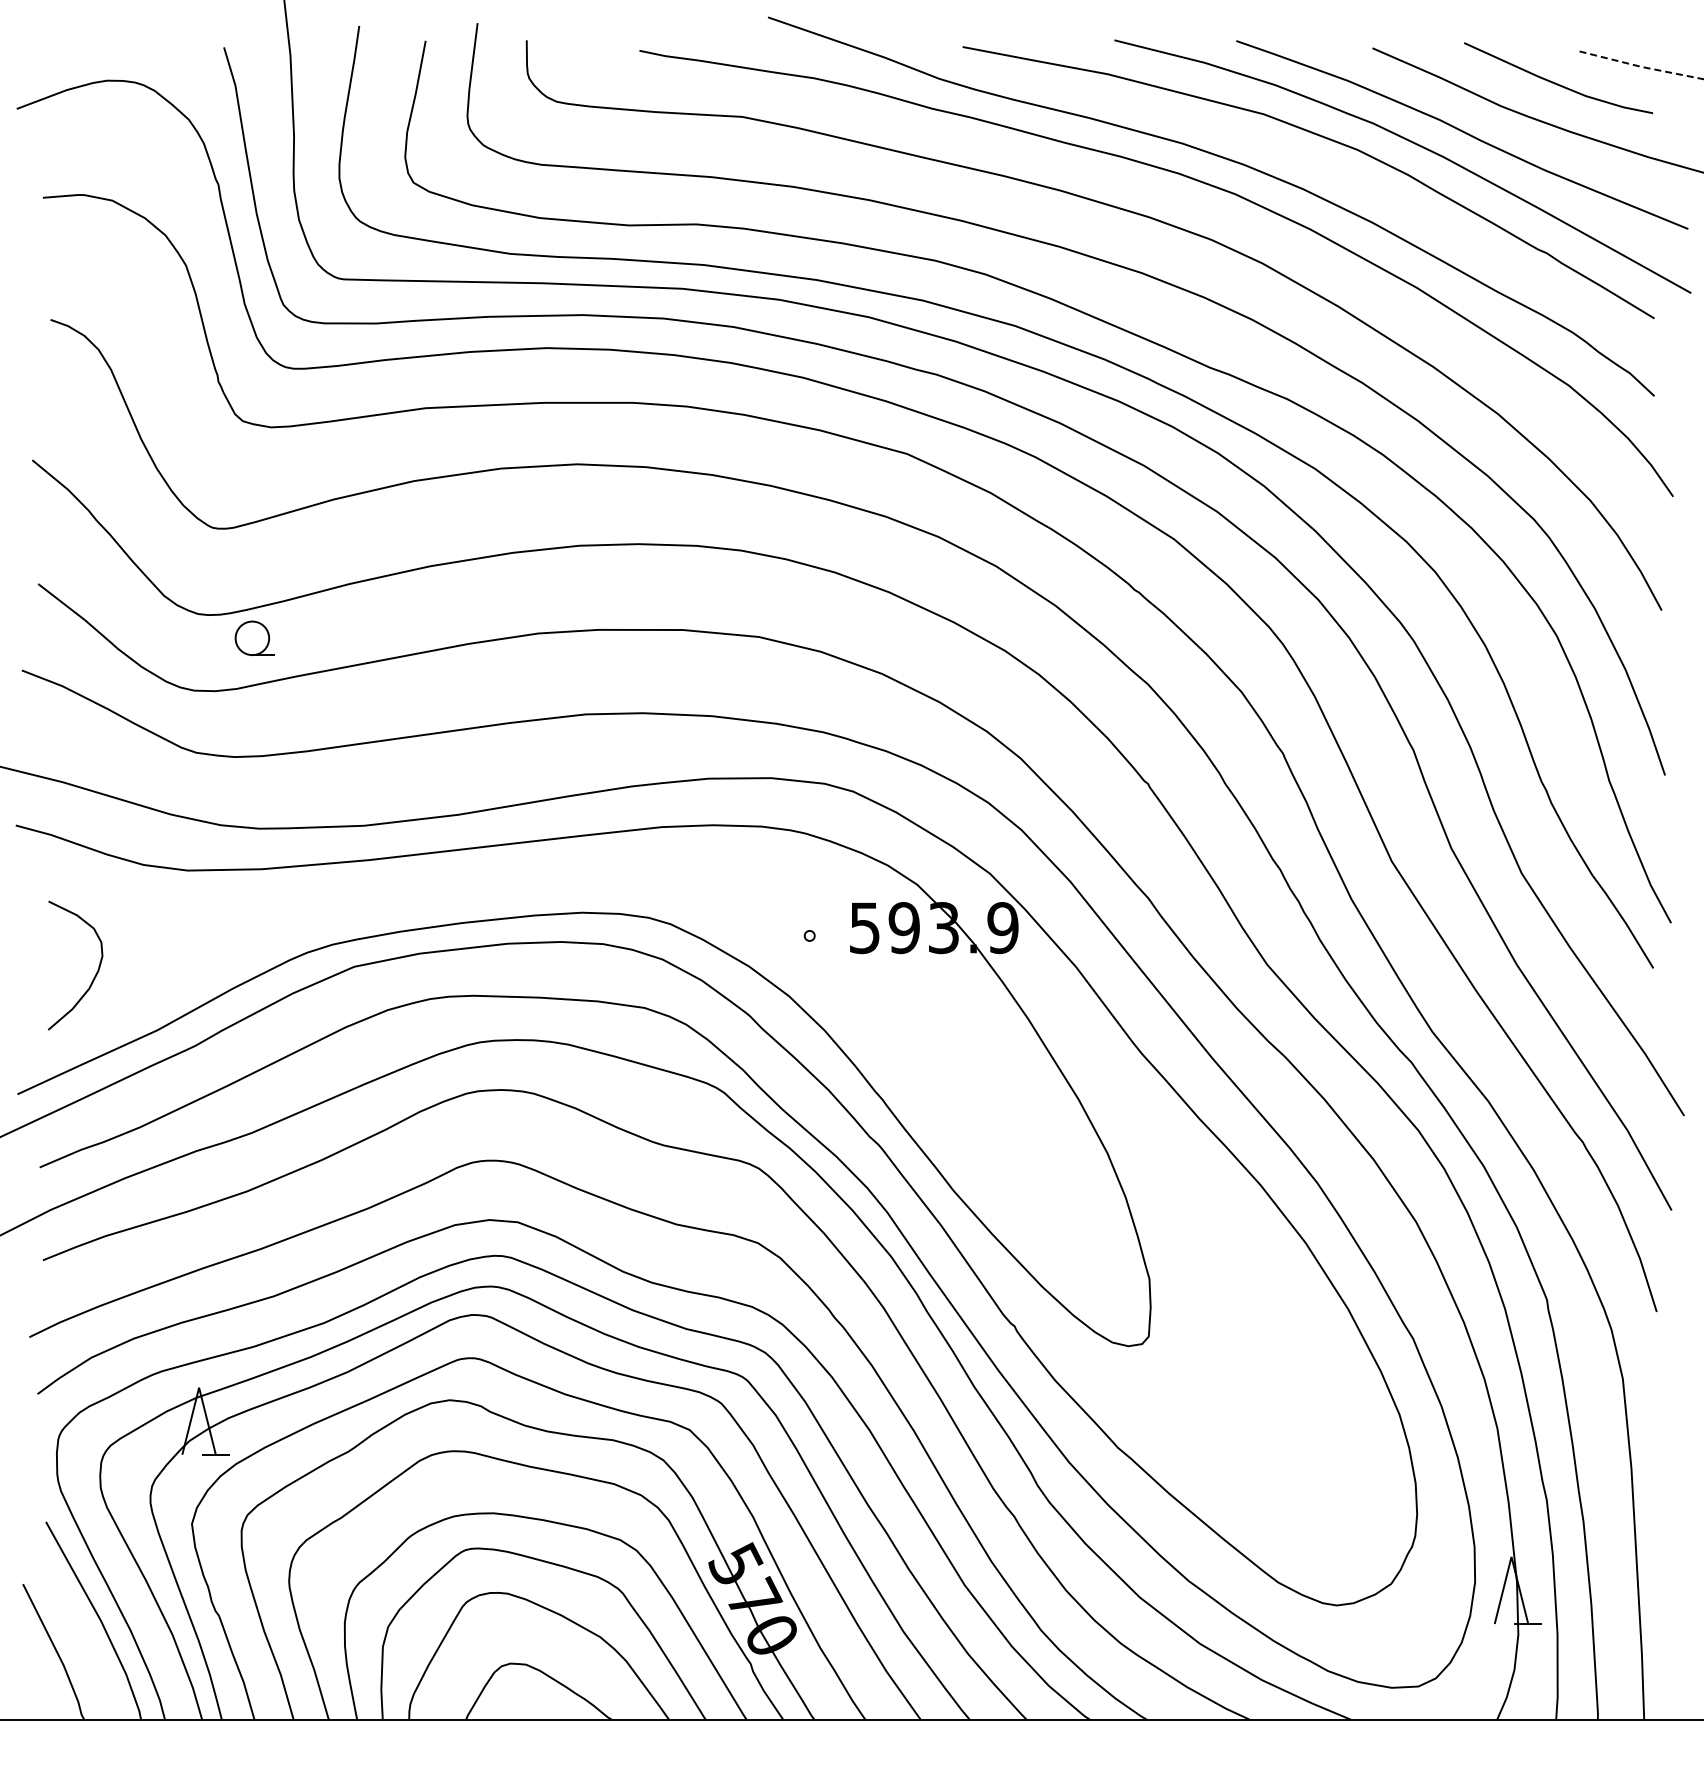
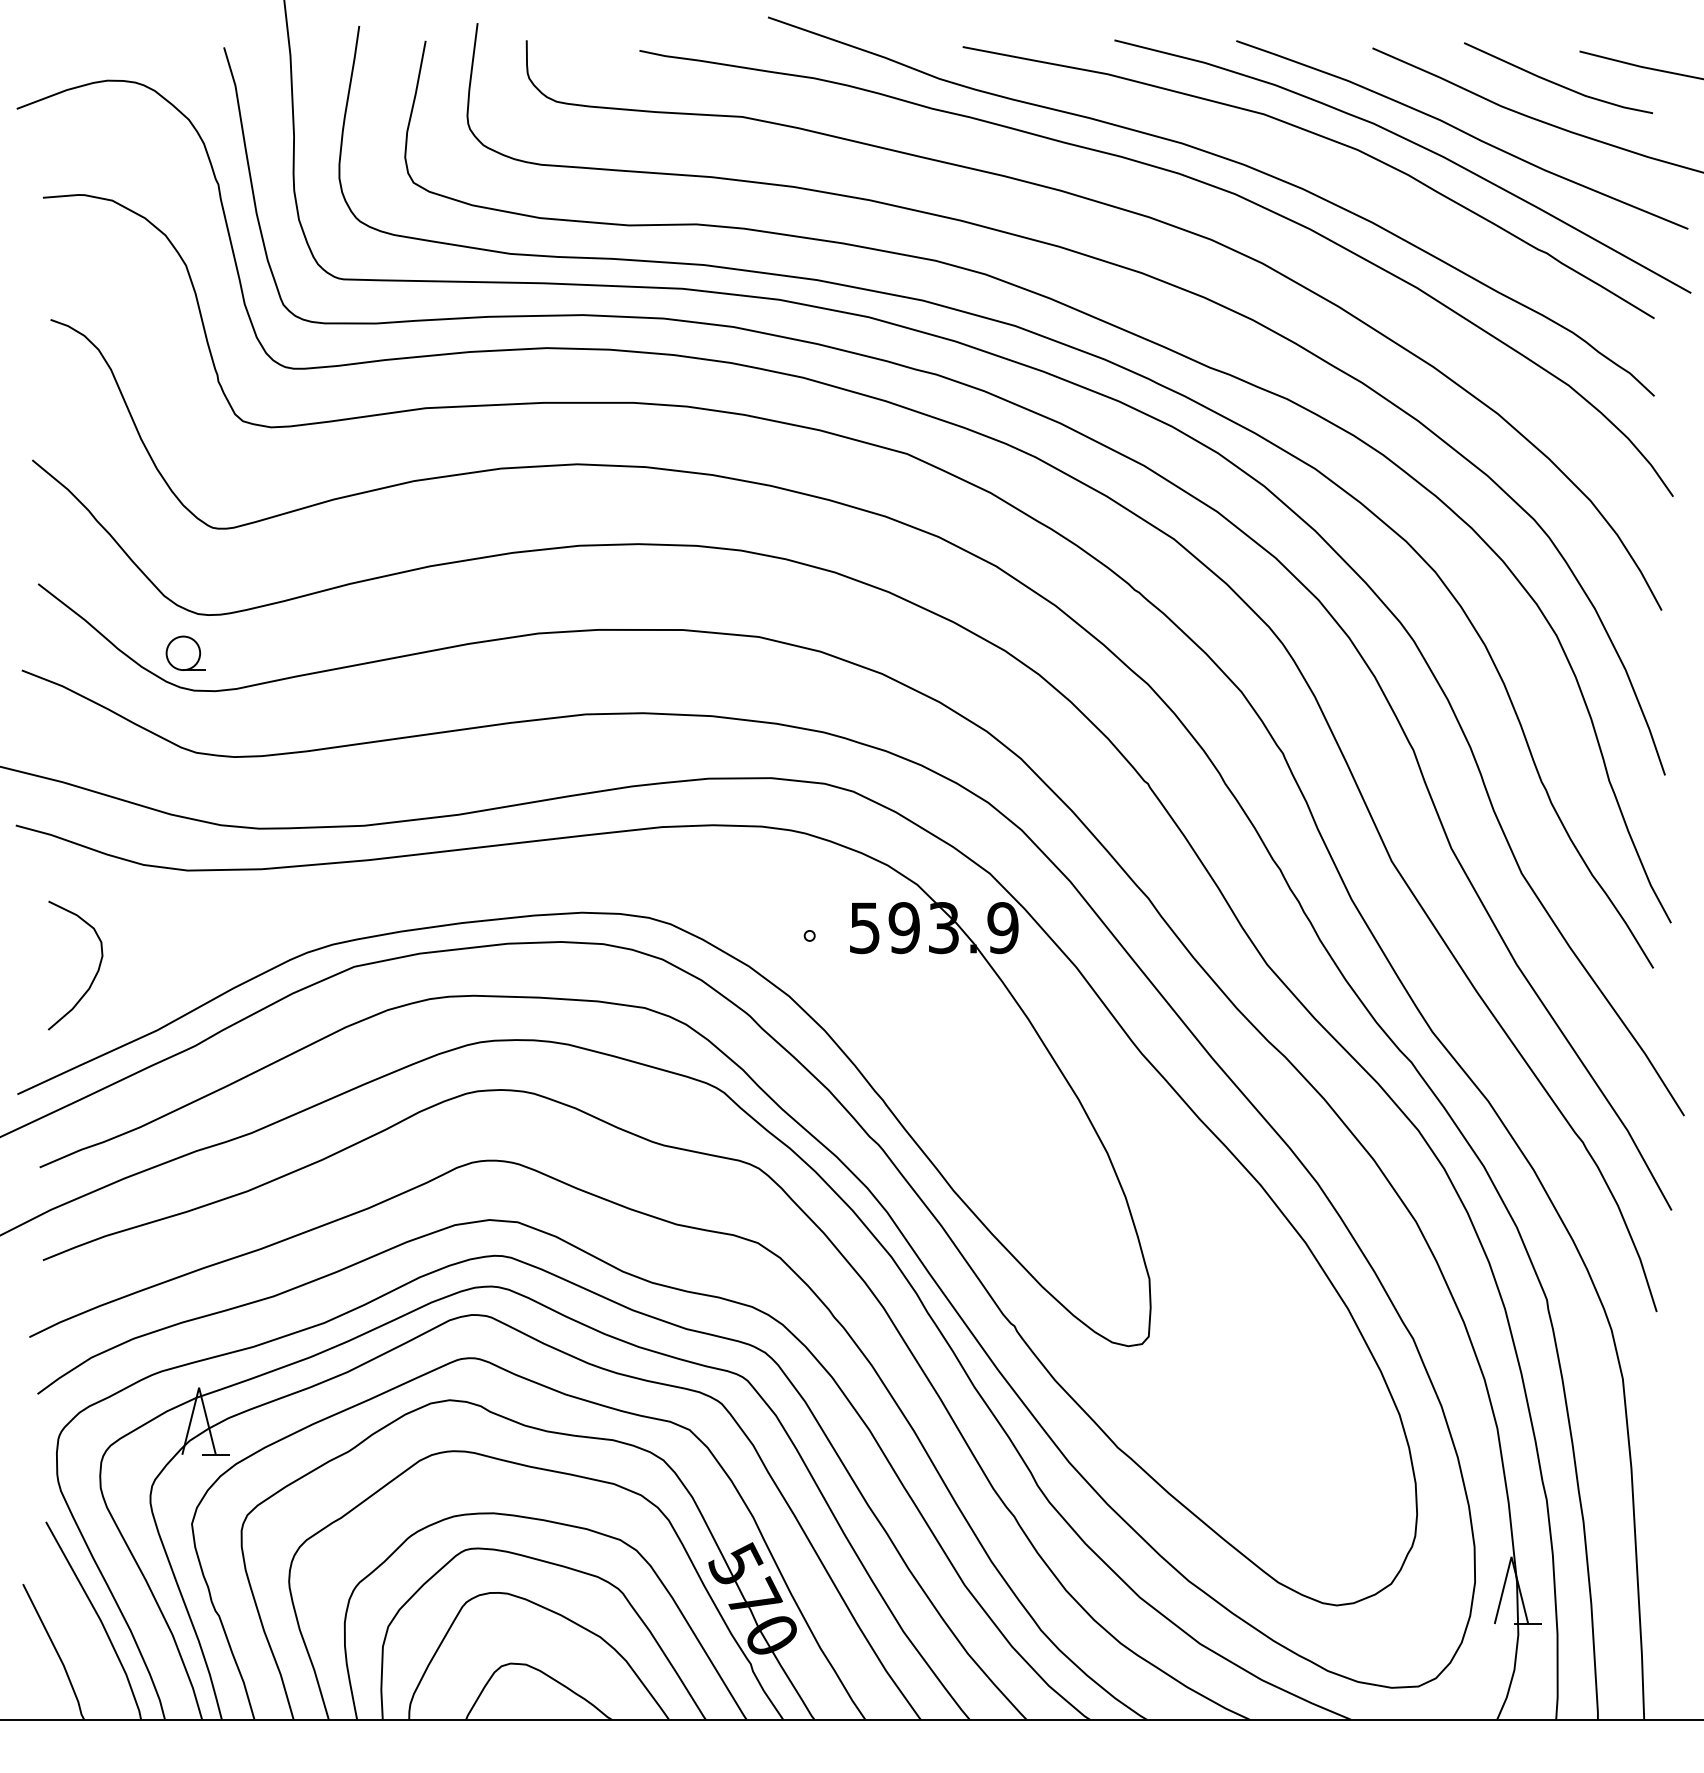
line: dashed -> solid (1641, 66)
part position: (254, 637) -> (185, 652) (185, 652)
